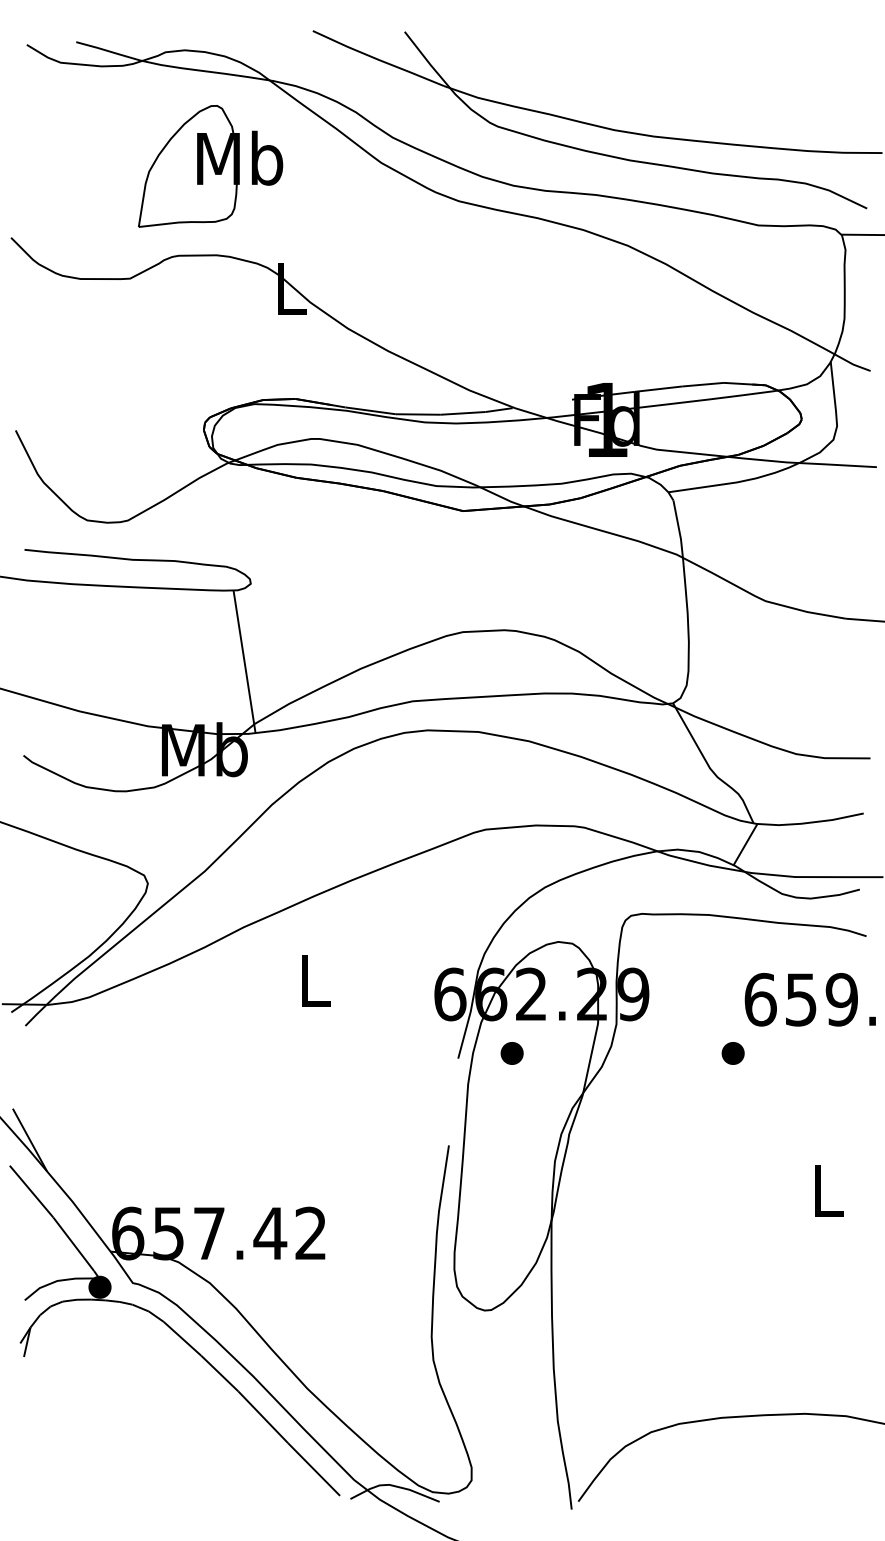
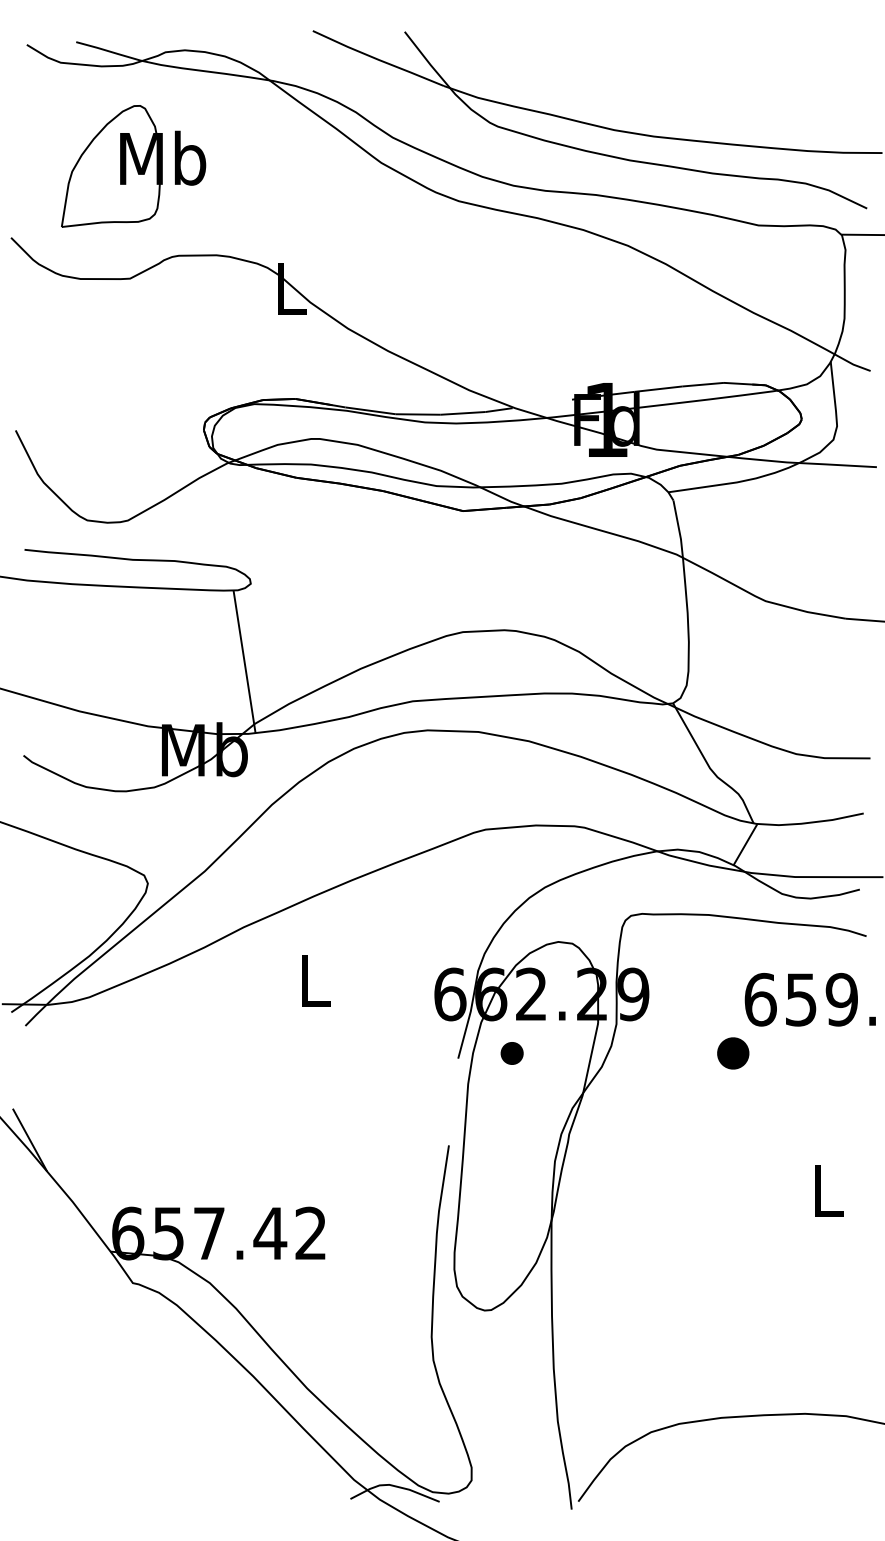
part position: (210, 166) -> (133, 166) (133, 166)
part size: 24x23 px -> 33x33 px (733, 1053)
part: present -> none (174, 1330)
